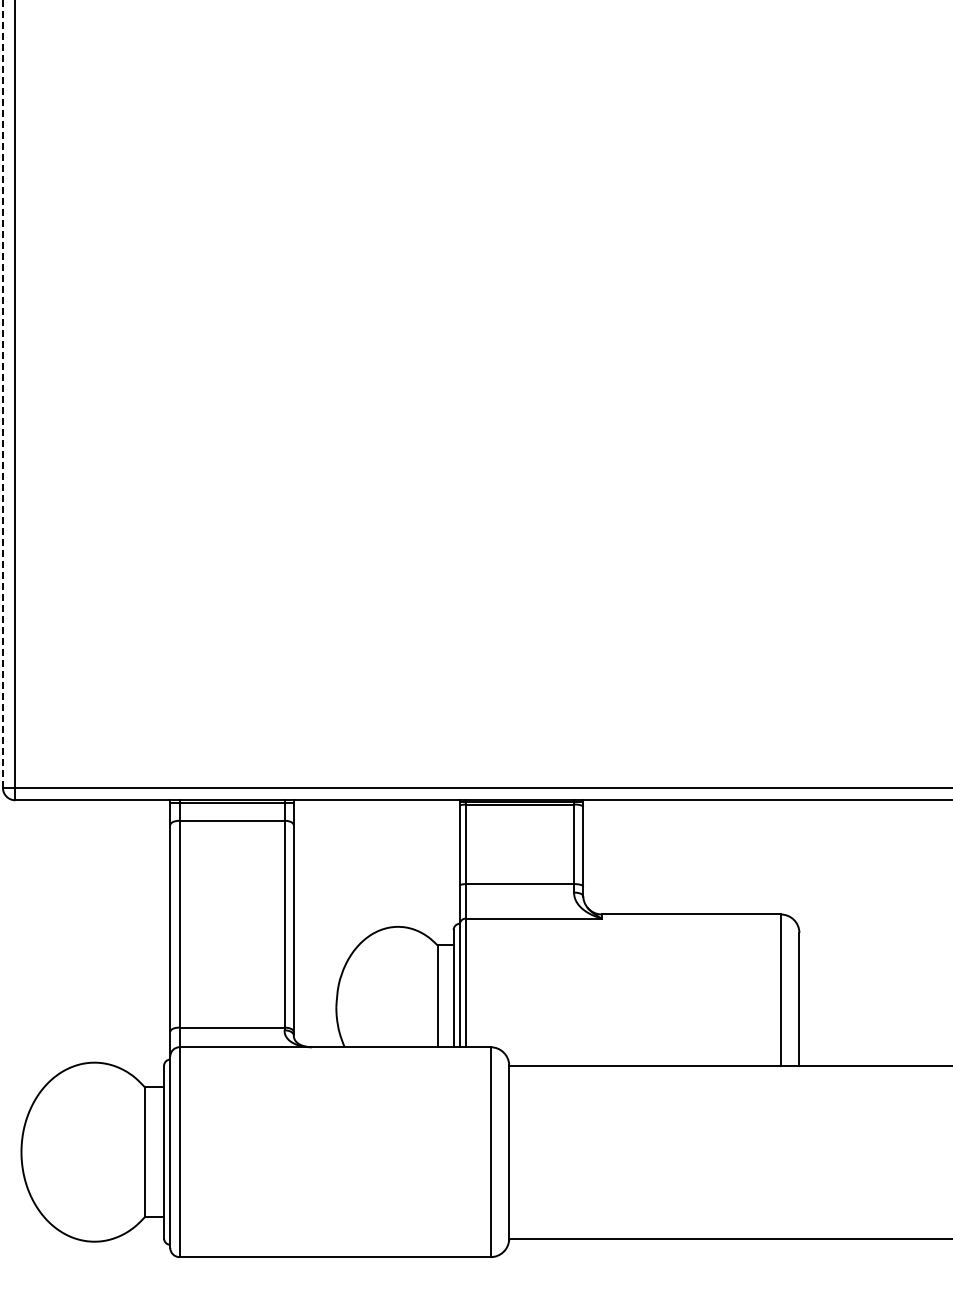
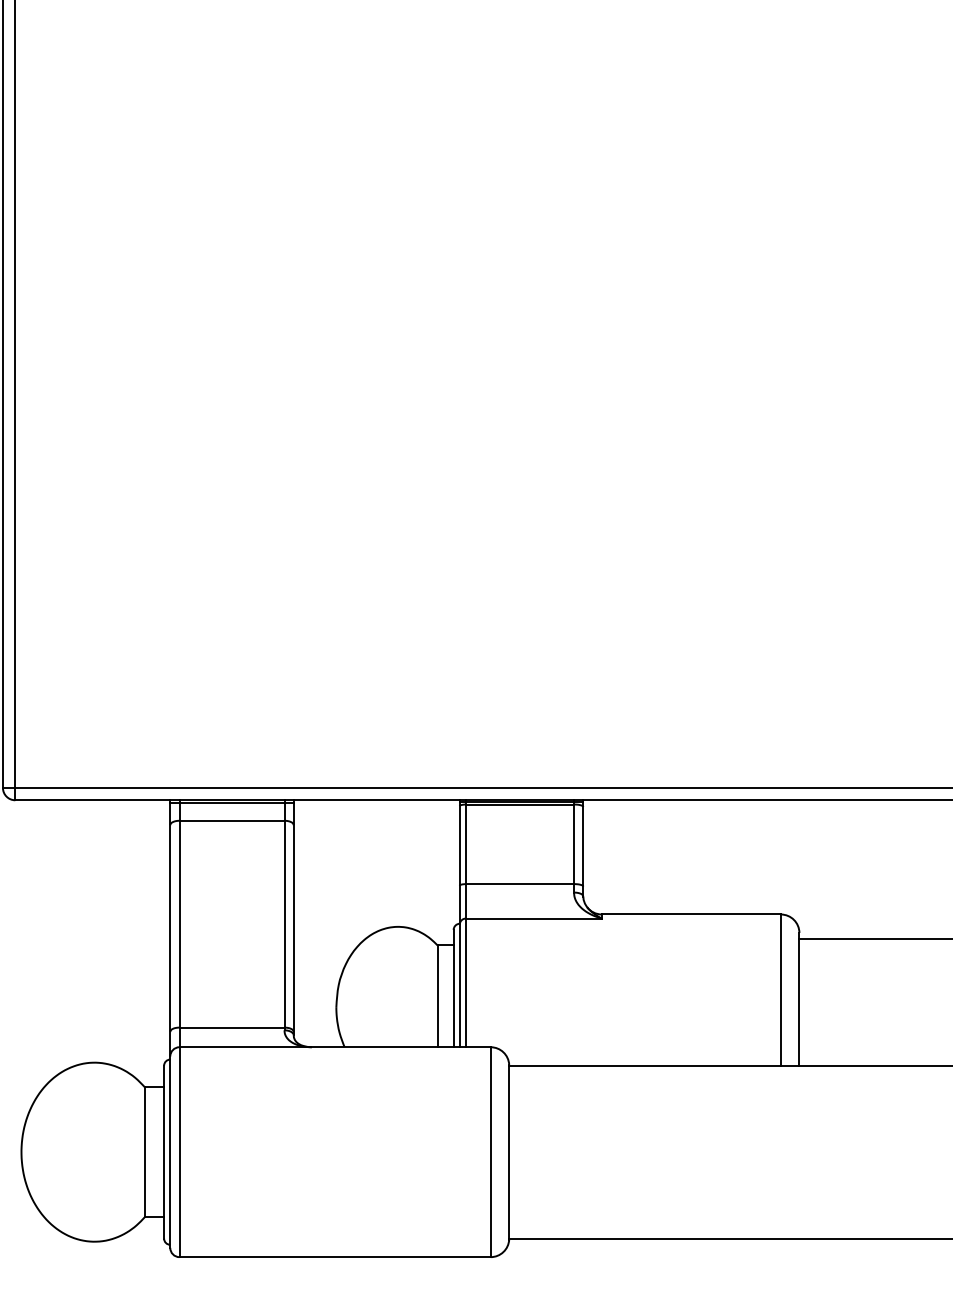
line: dashed -> solid (2, 393)
line: none -> present (874, 939)
